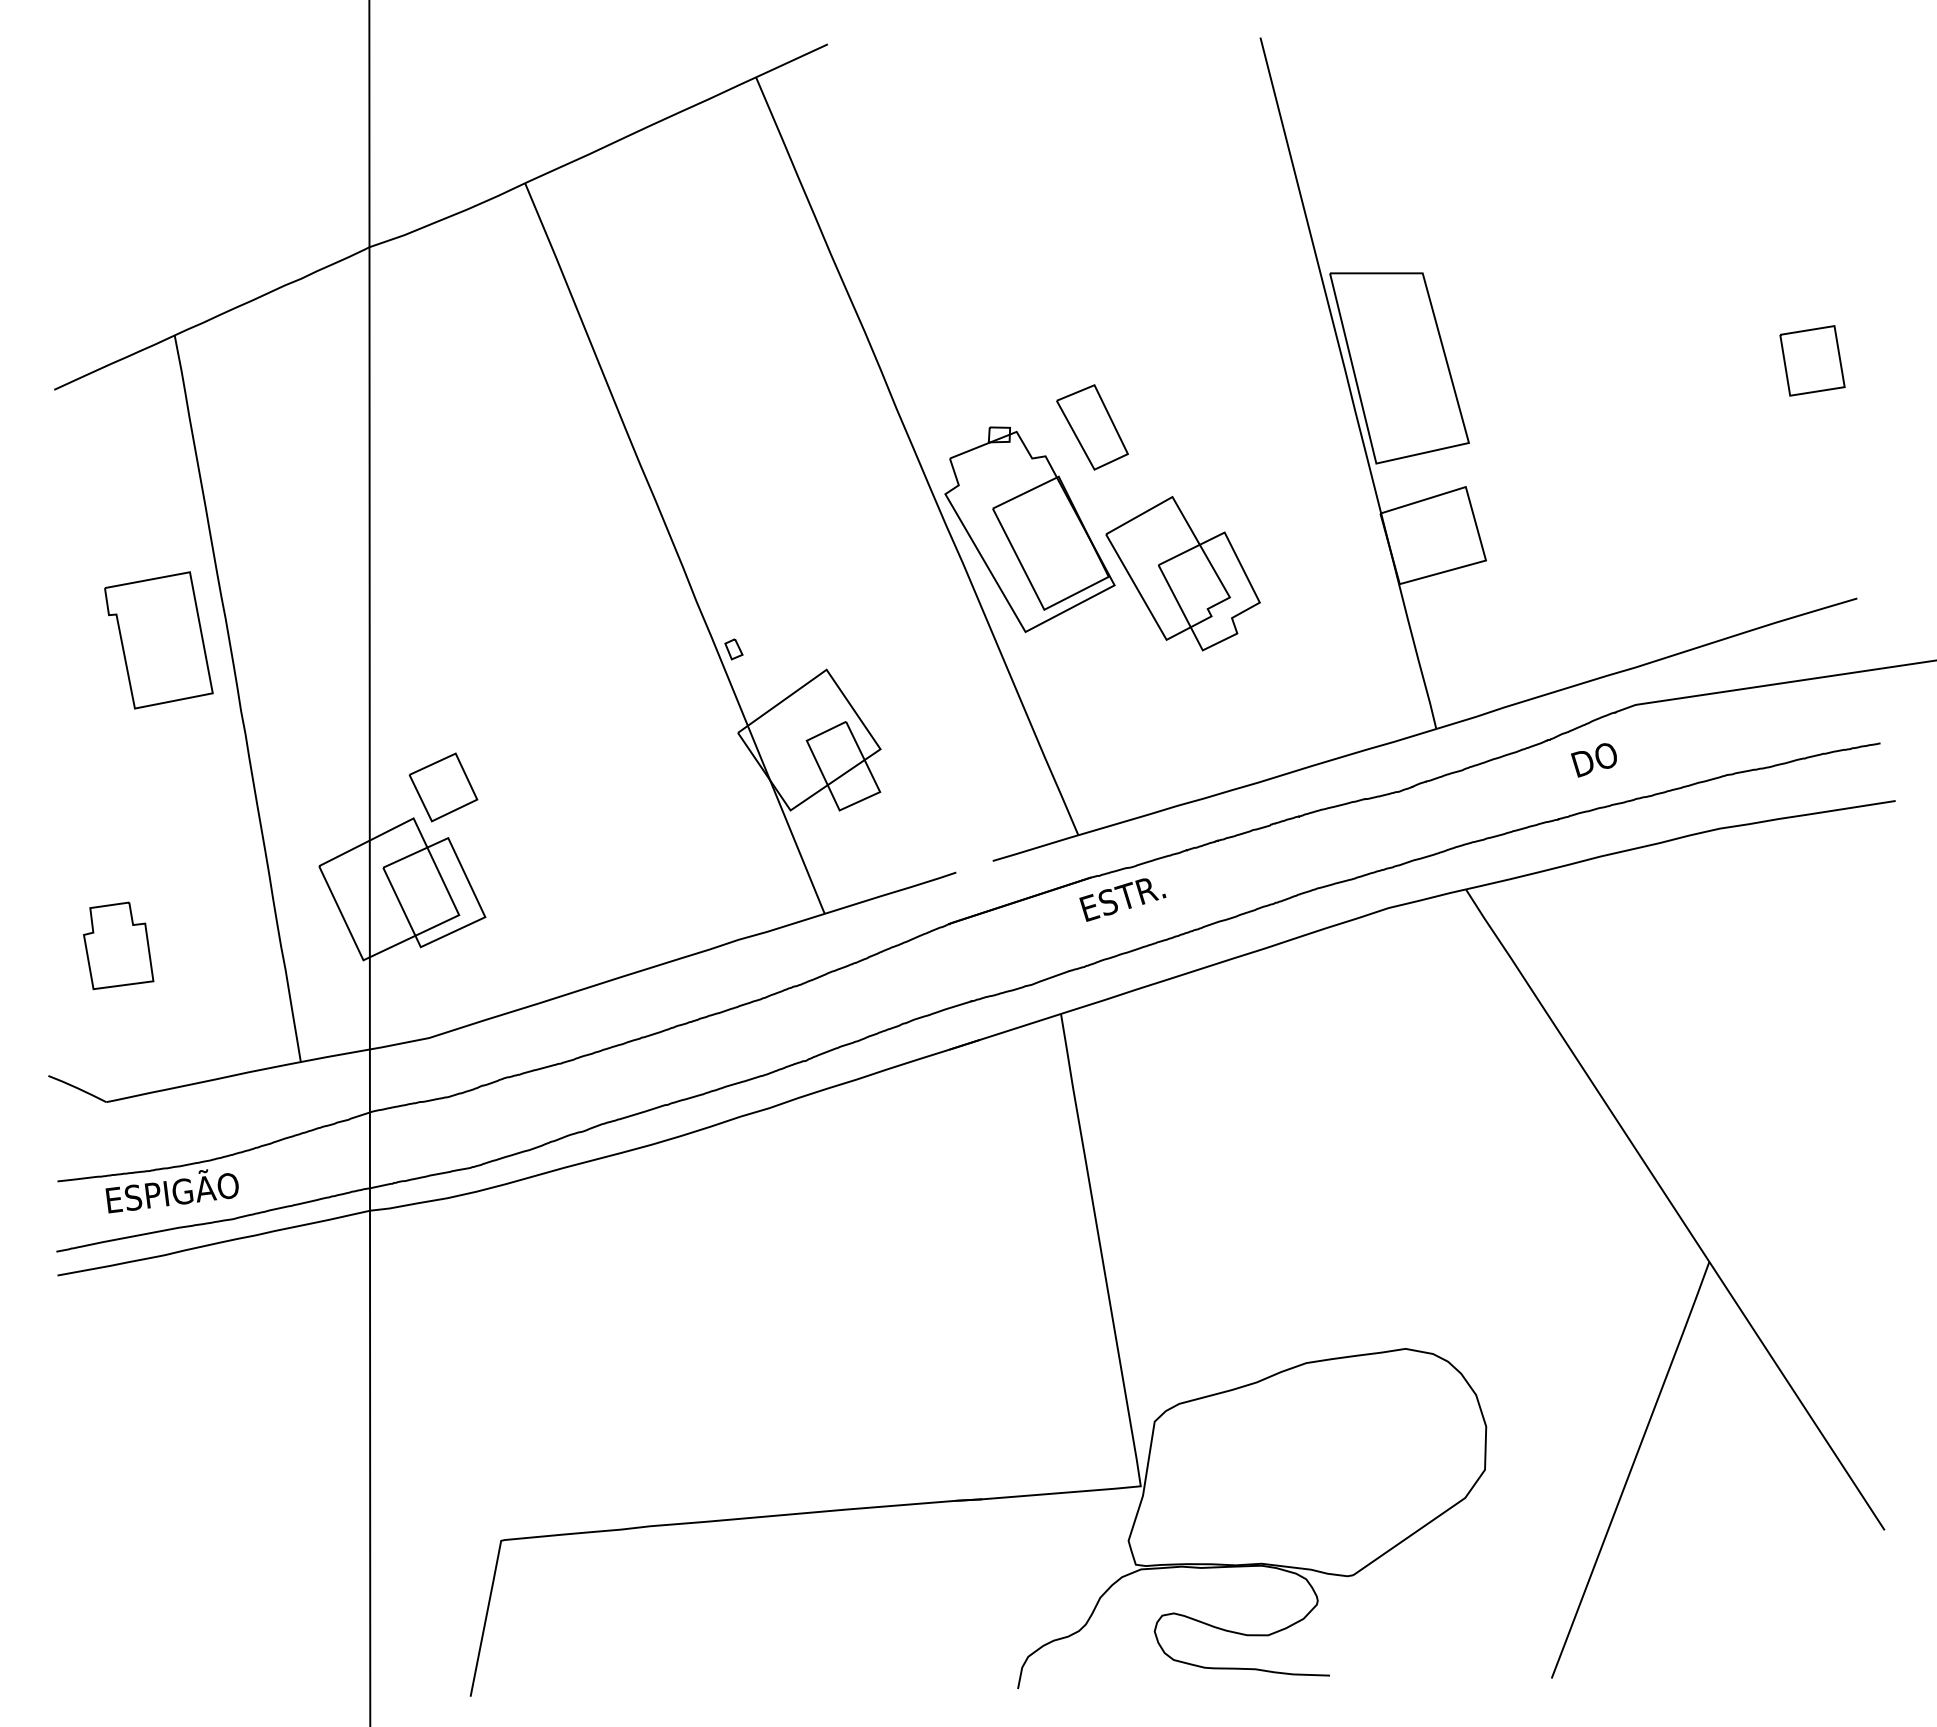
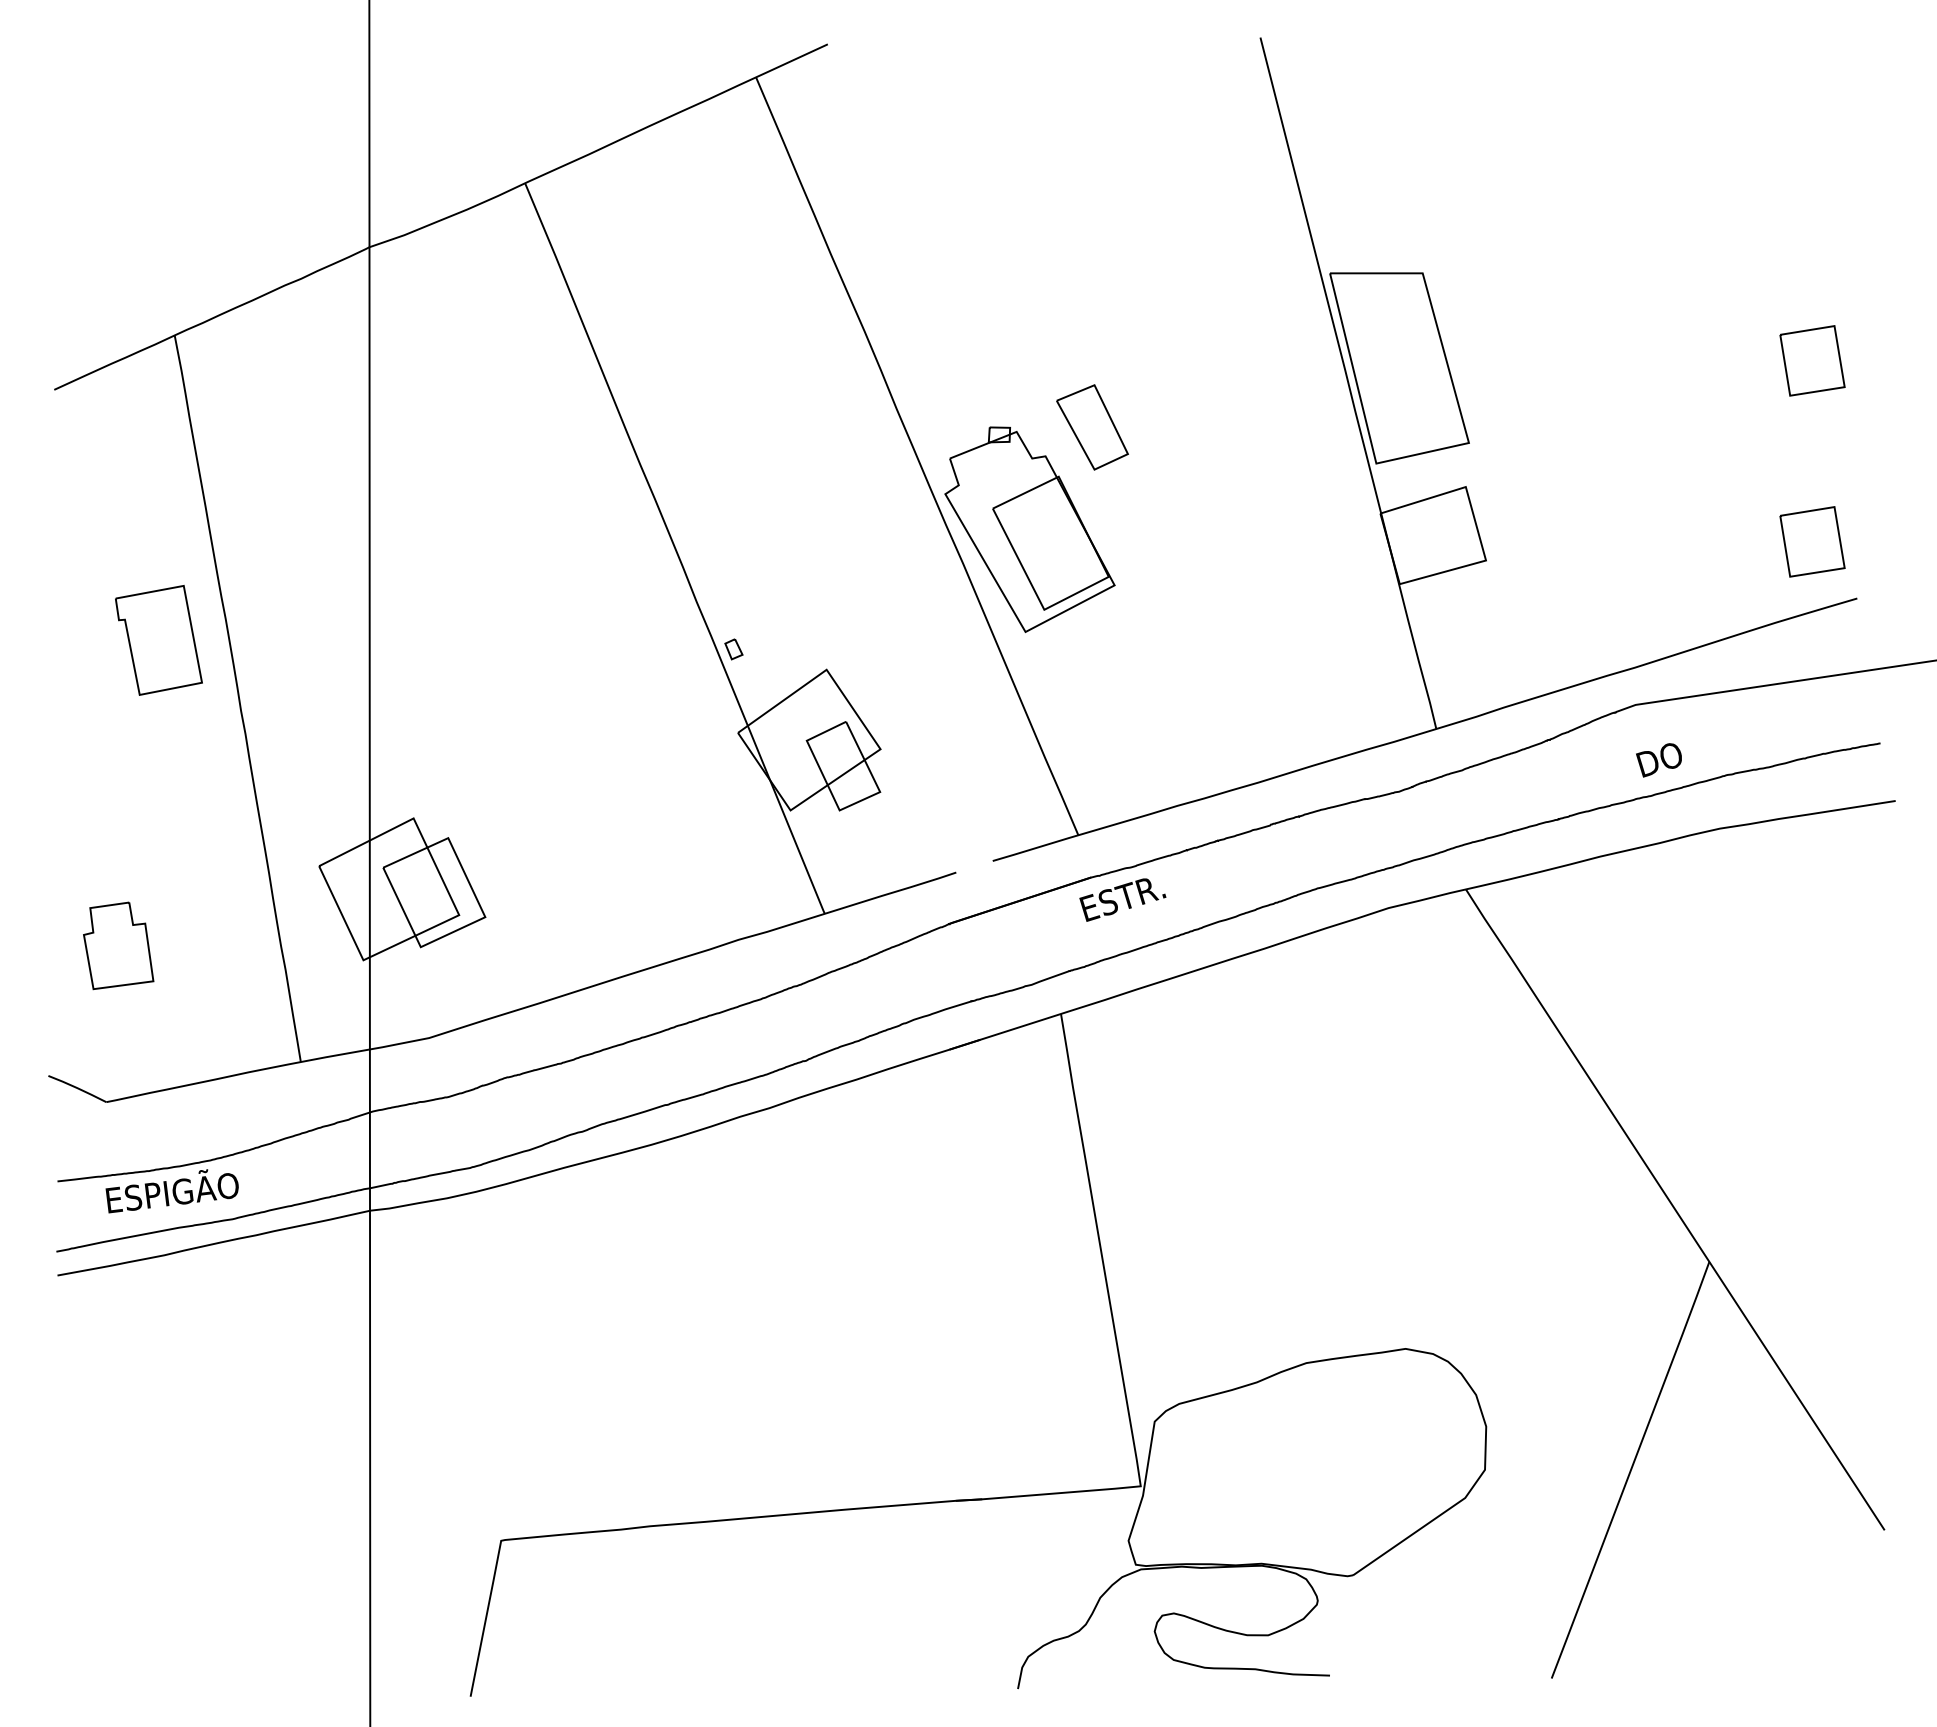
part: none -> present (1812, 541)
part: present -> none (1182, 573)
part size: 110x139 px -> 88x111 px (158, 640)
text position: (1593, 760) -> (1658, 760) (1658, 760)
part: present -> none (443, 787)
